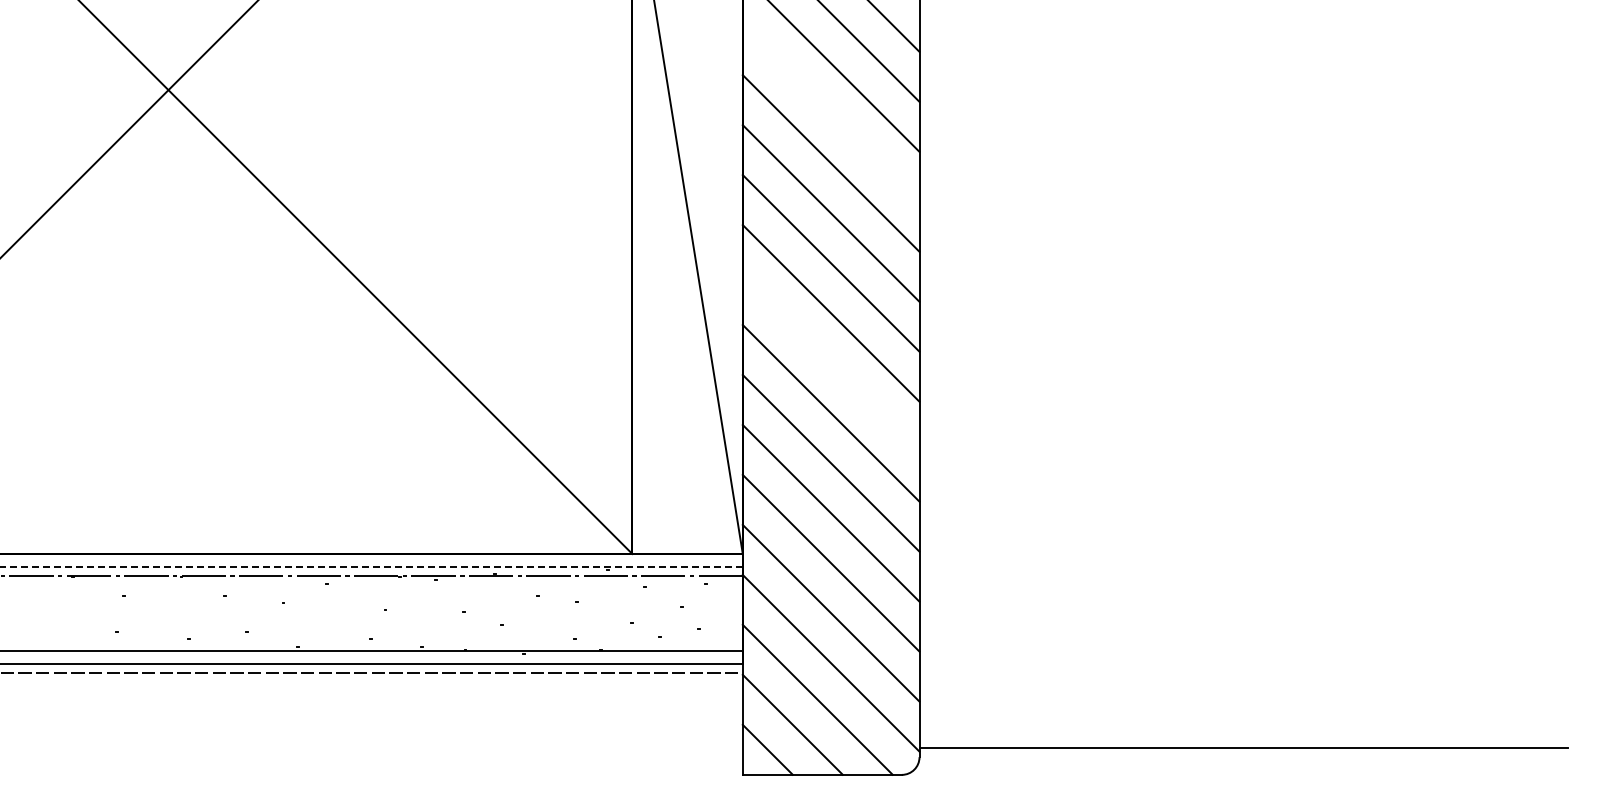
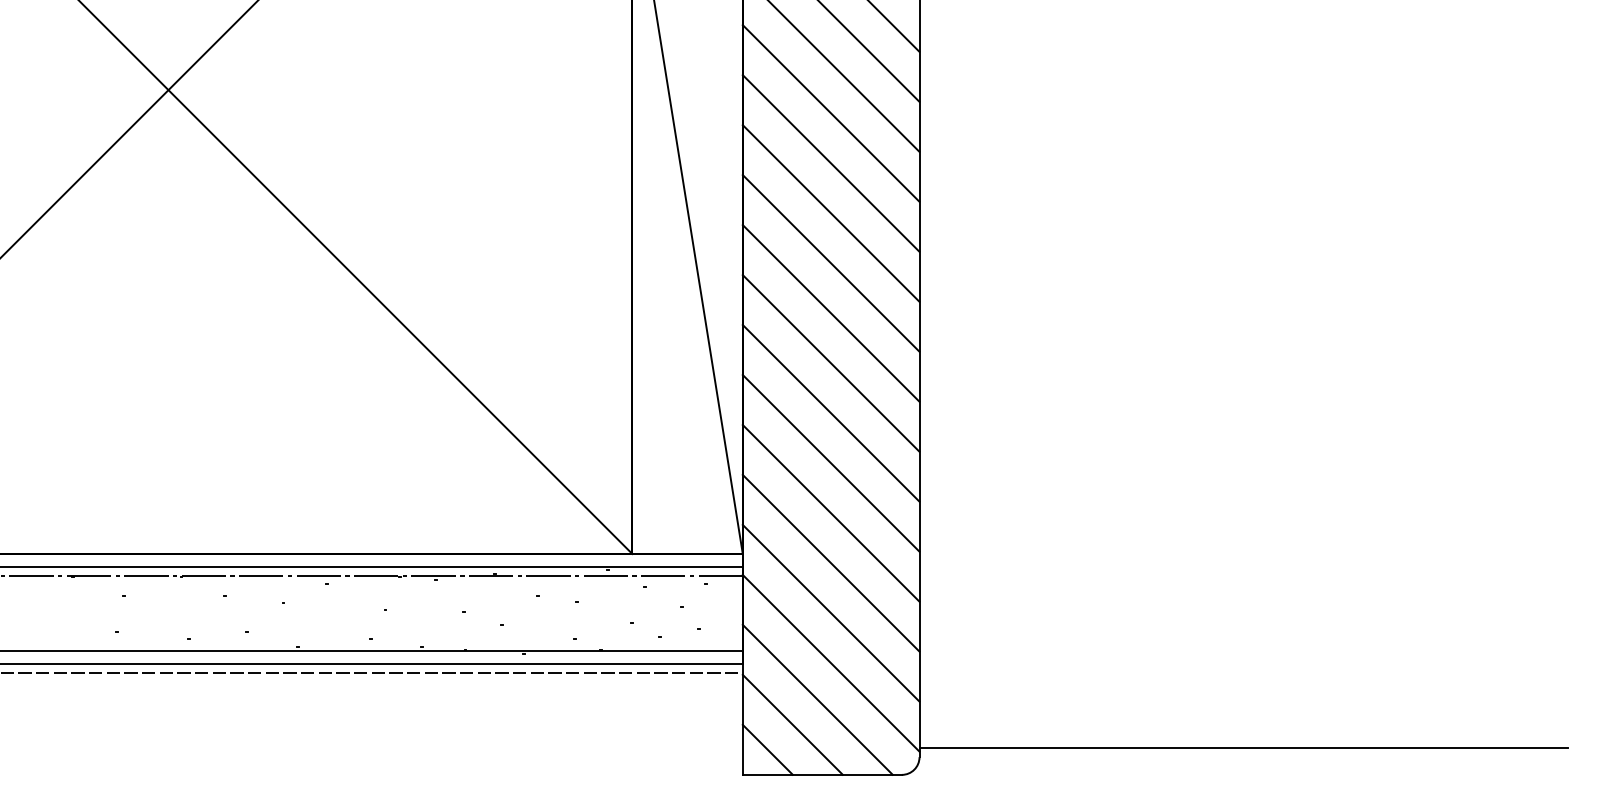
line: none -> present (830, 113)
line: none -> present (830, 363)
line: dashed -> solid (372, 567)
